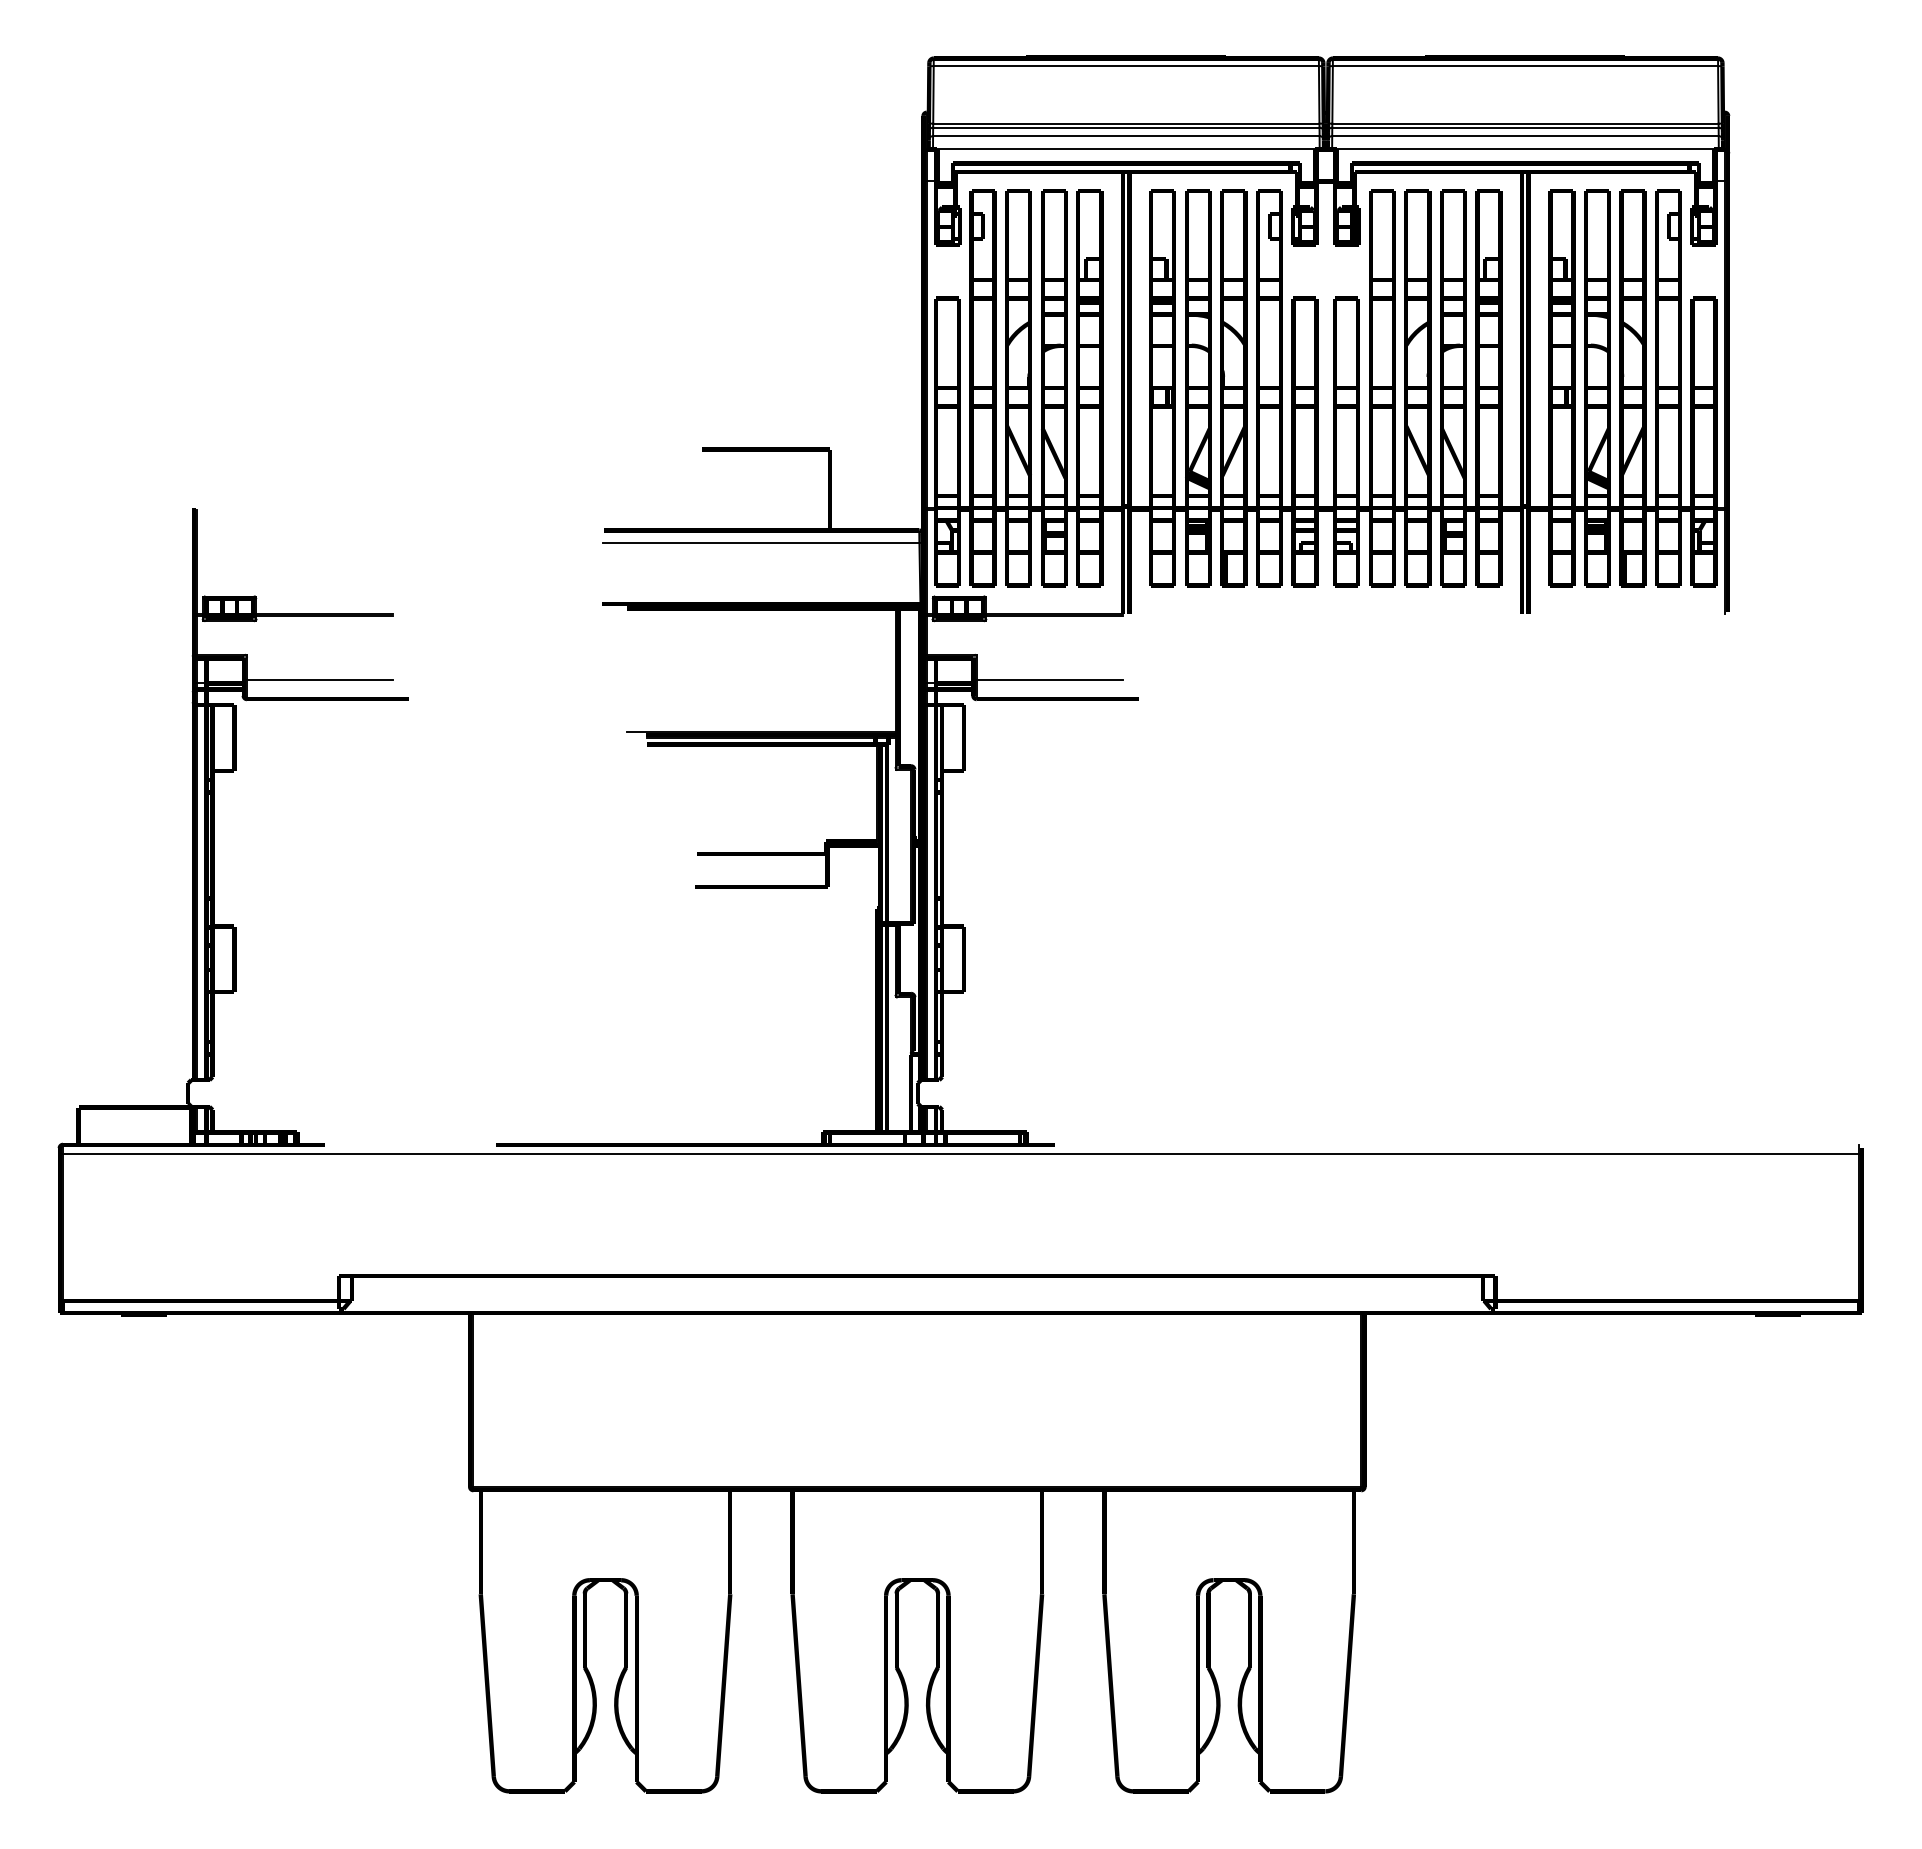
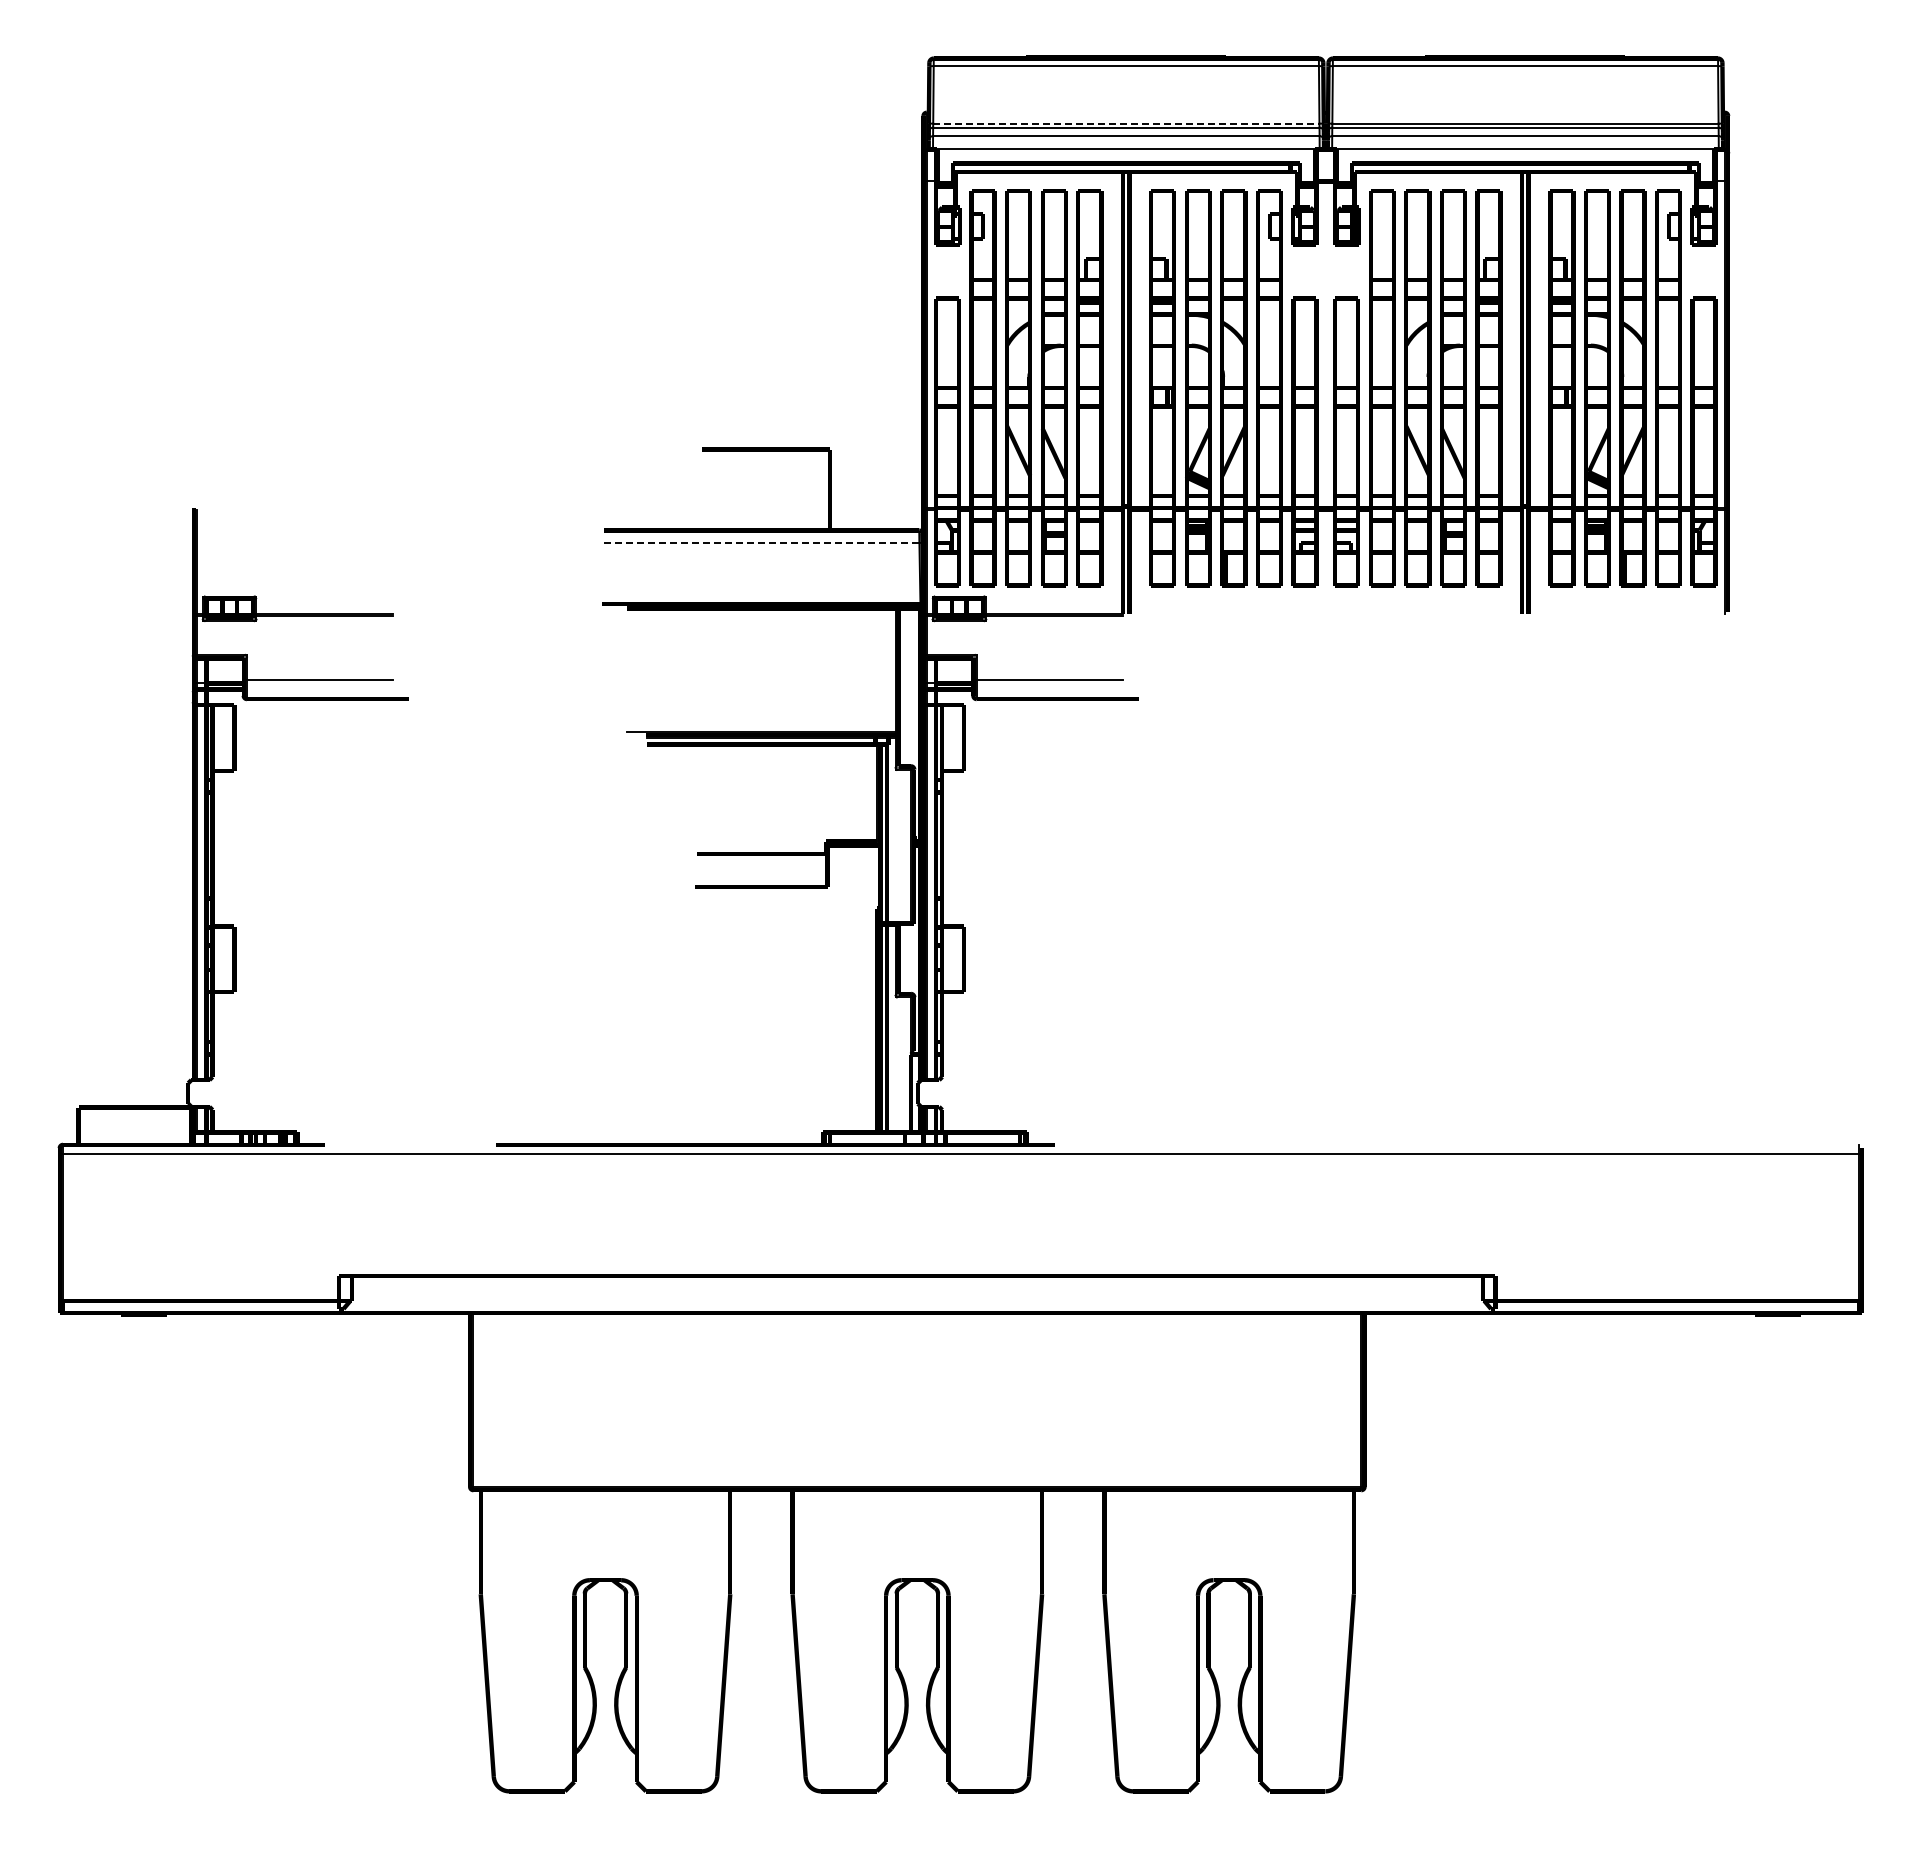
line: solid -> dashed (1126, 123)
line: solid -> dashed (761, 542)
